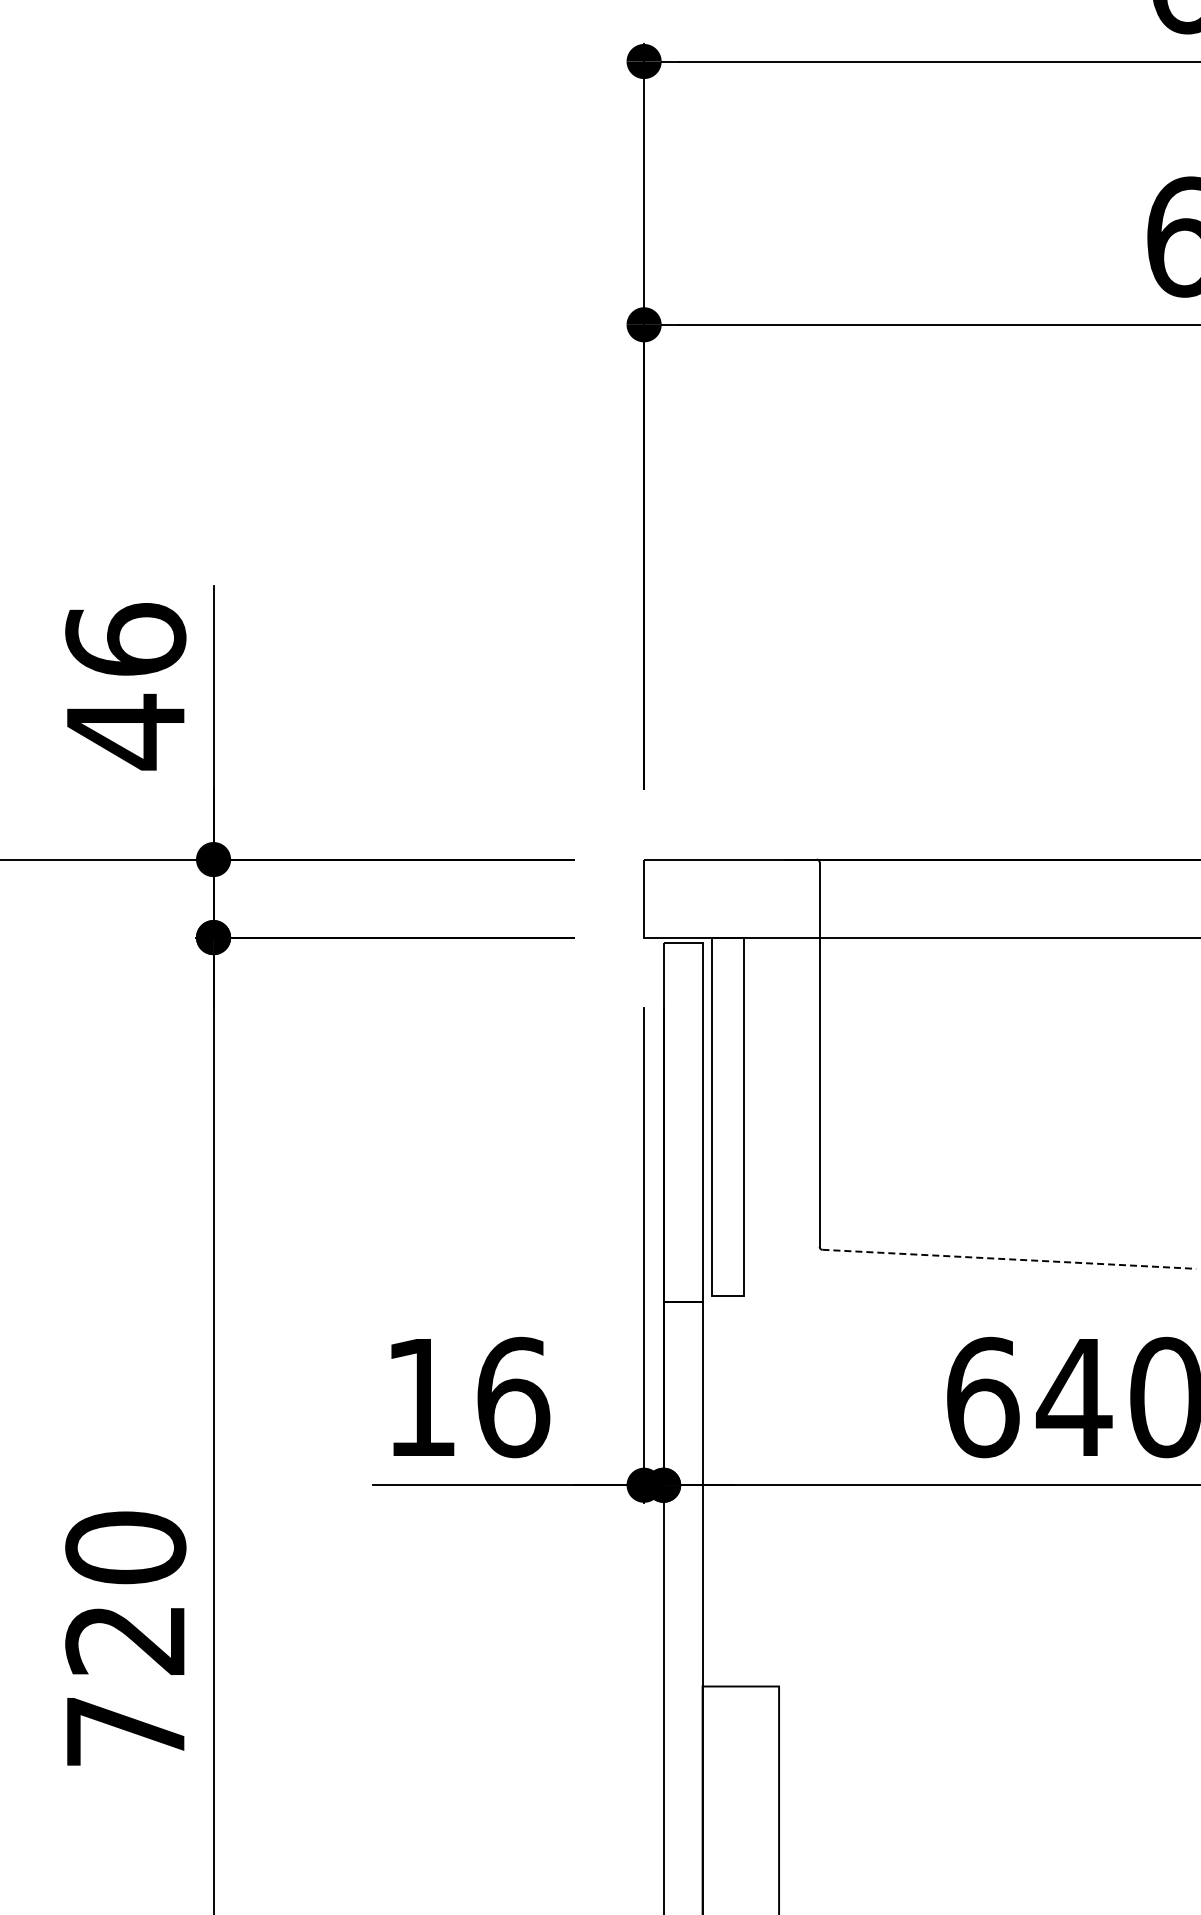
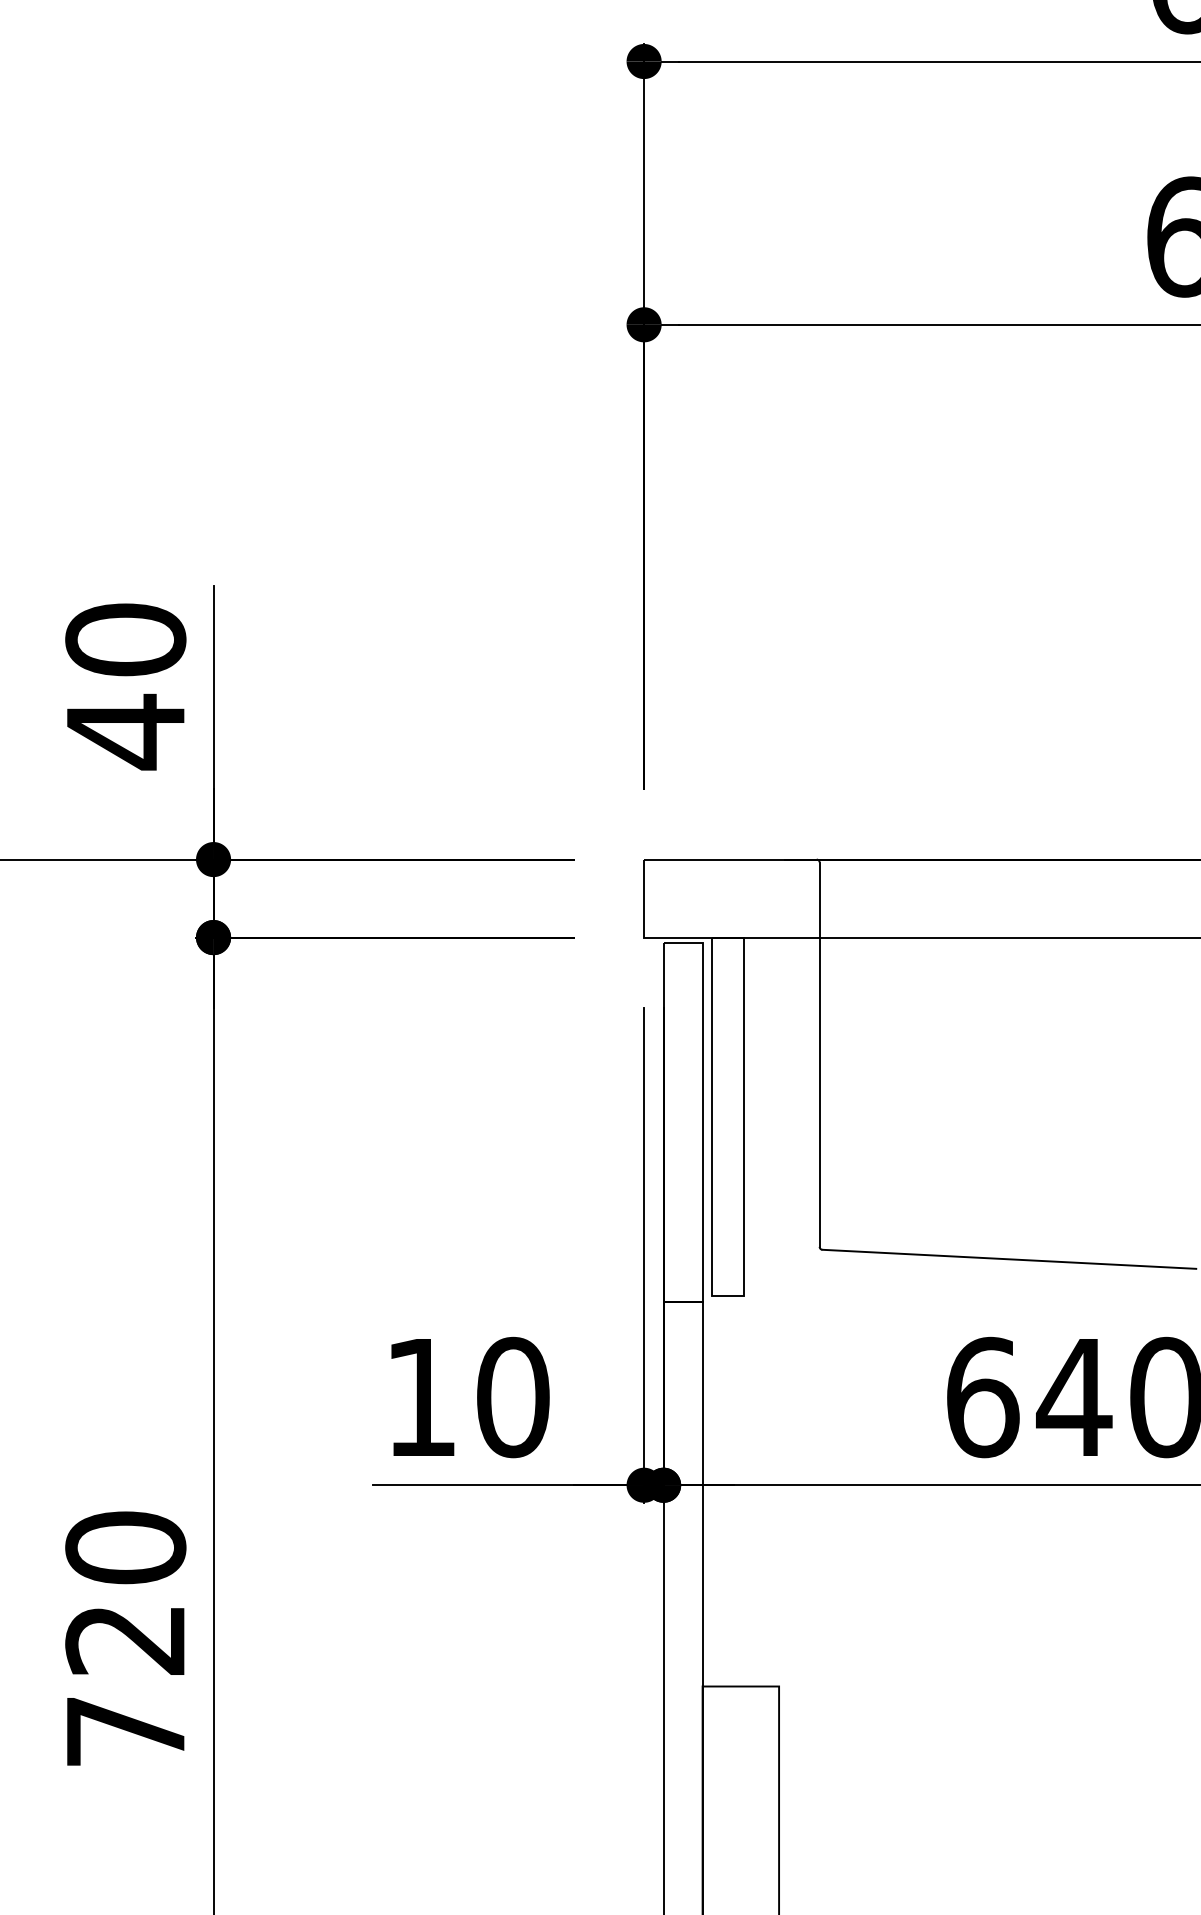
text: 46 -> 40 (125, 639)
line: dashed -> solid (1009, 1259)
text: 16 -> 10 (513, 1397)
